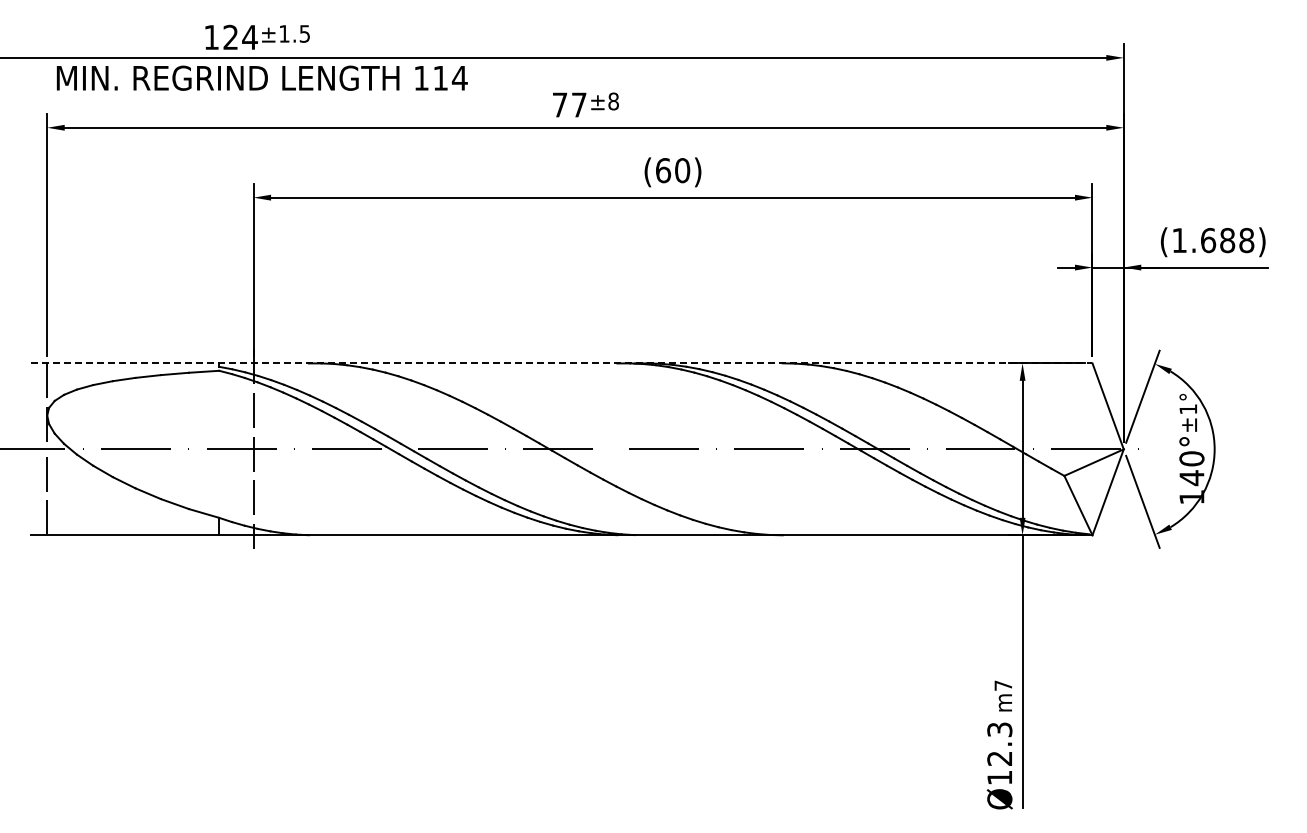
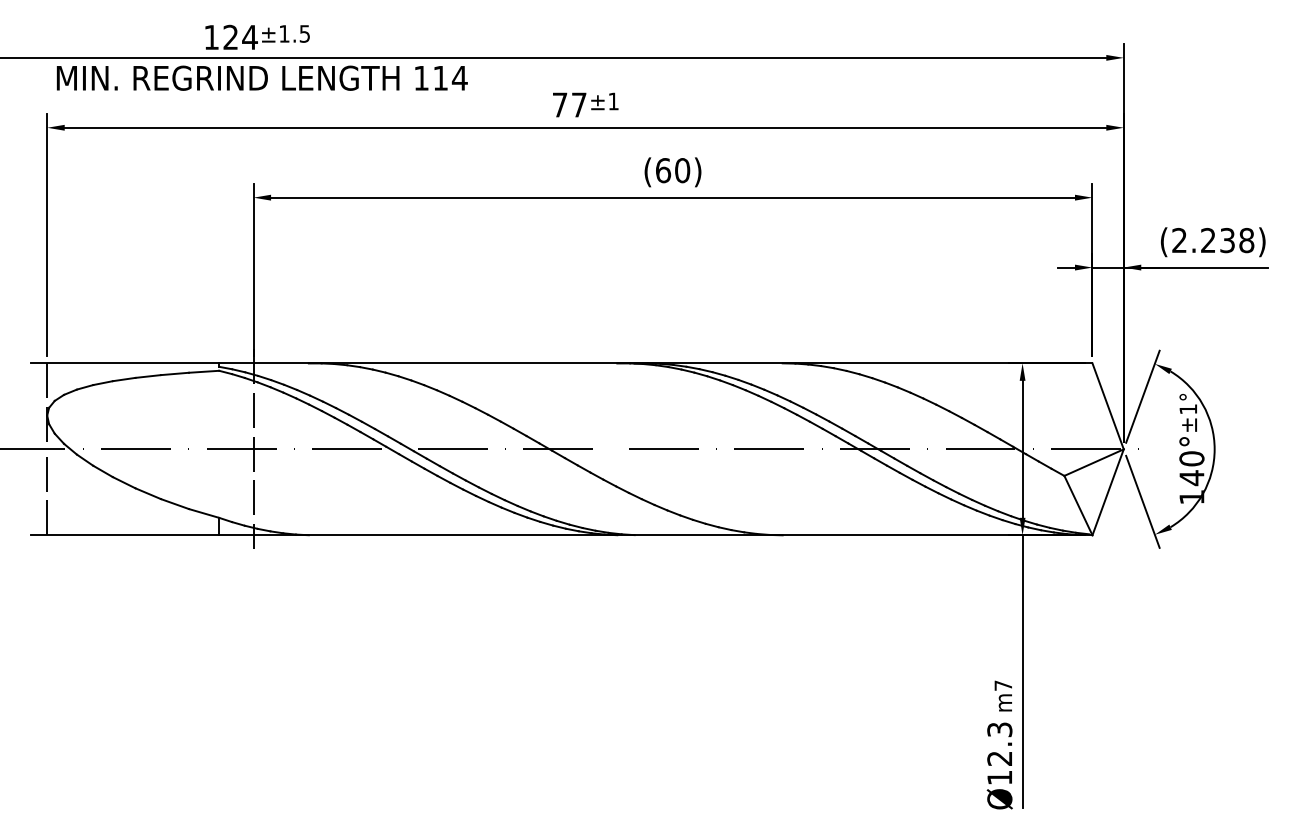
text: ±8 -> ±1 (613, 101)
text: (1.688) -> (2.238) (1203, 240)
line: dashed -> solid (561, 363)
